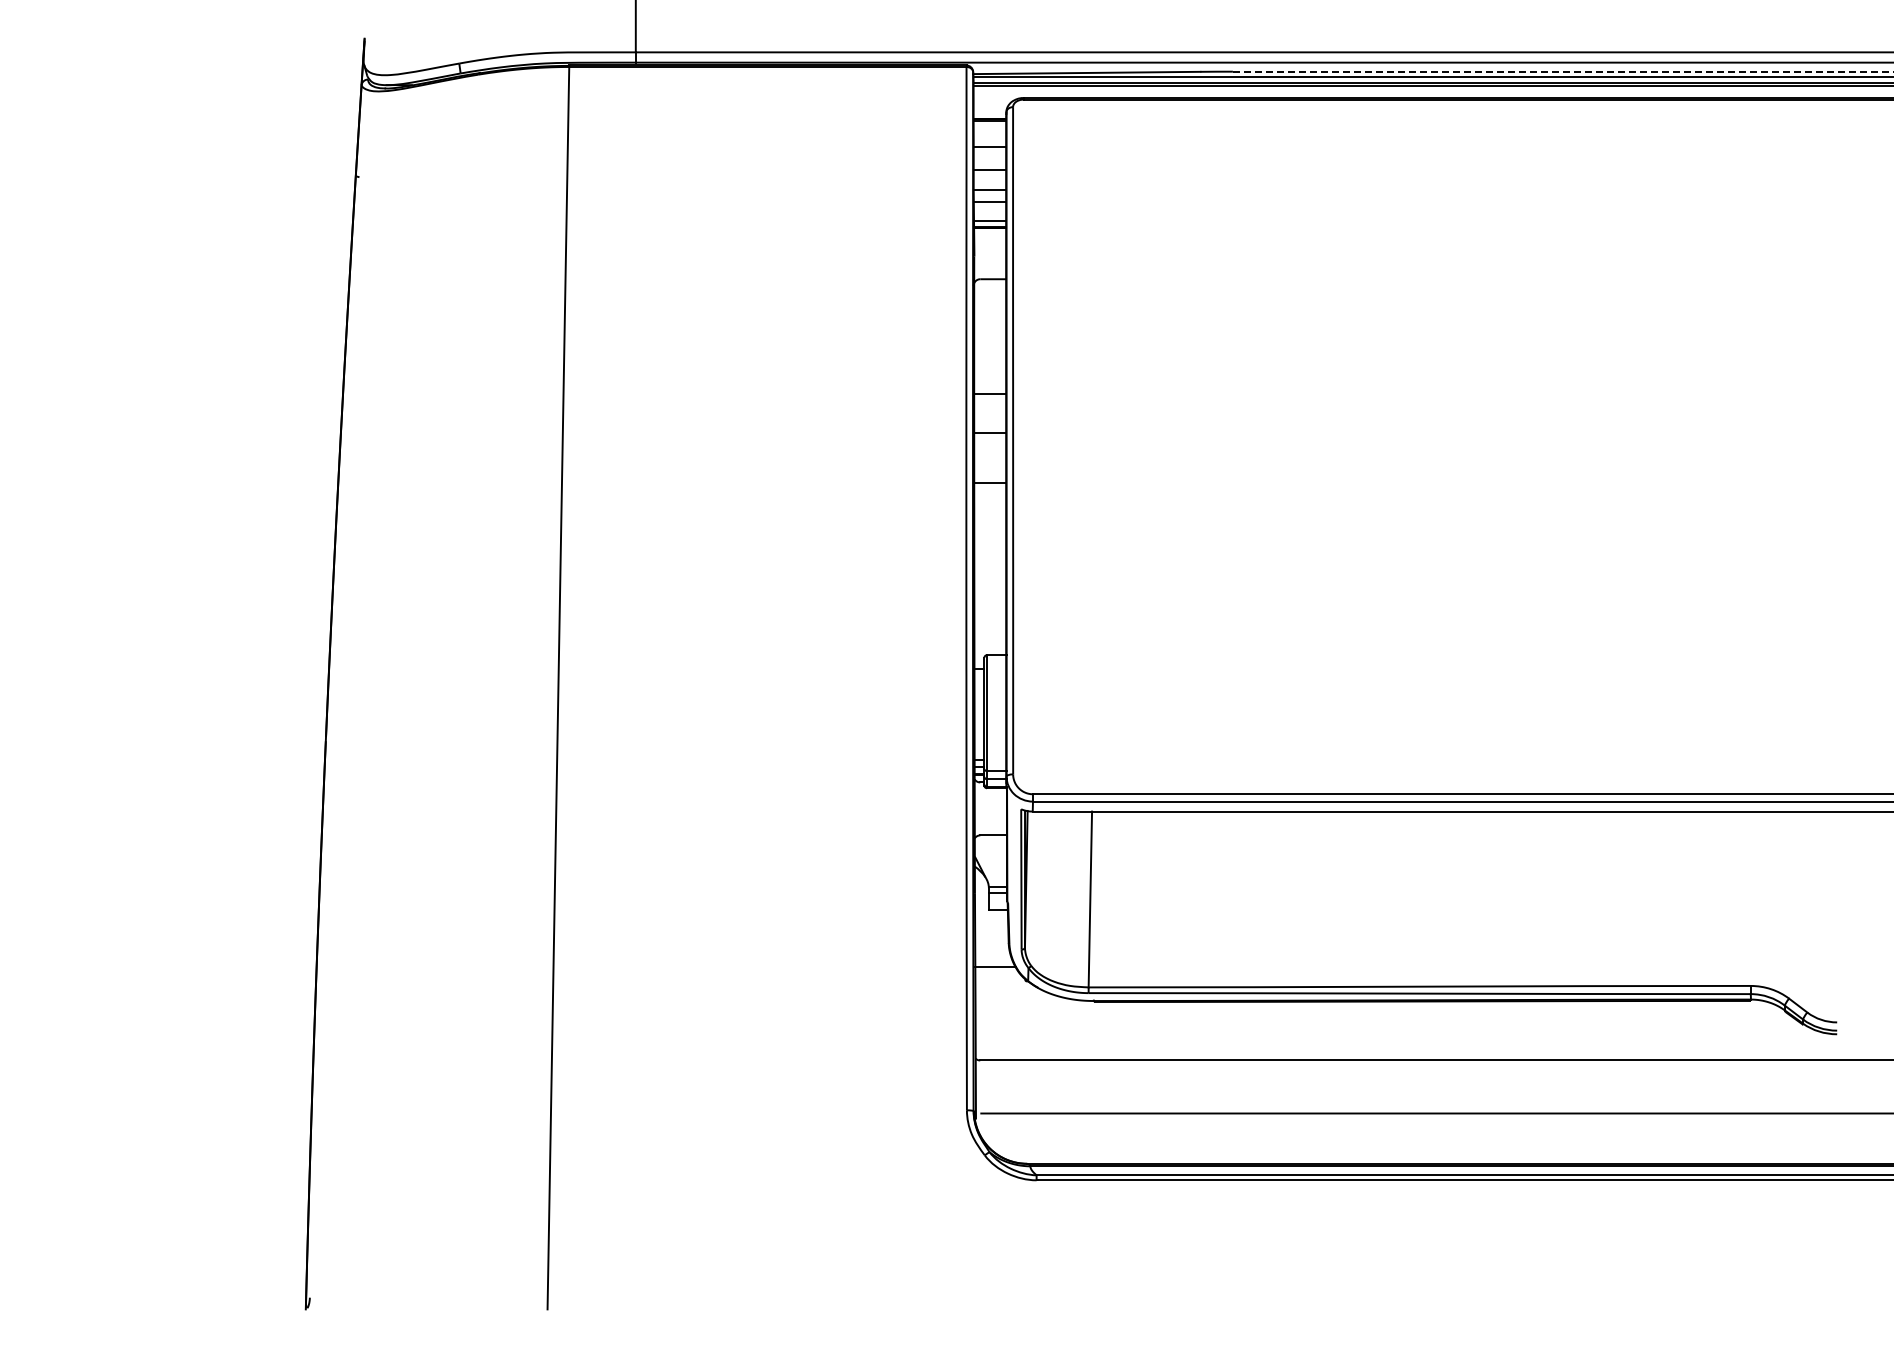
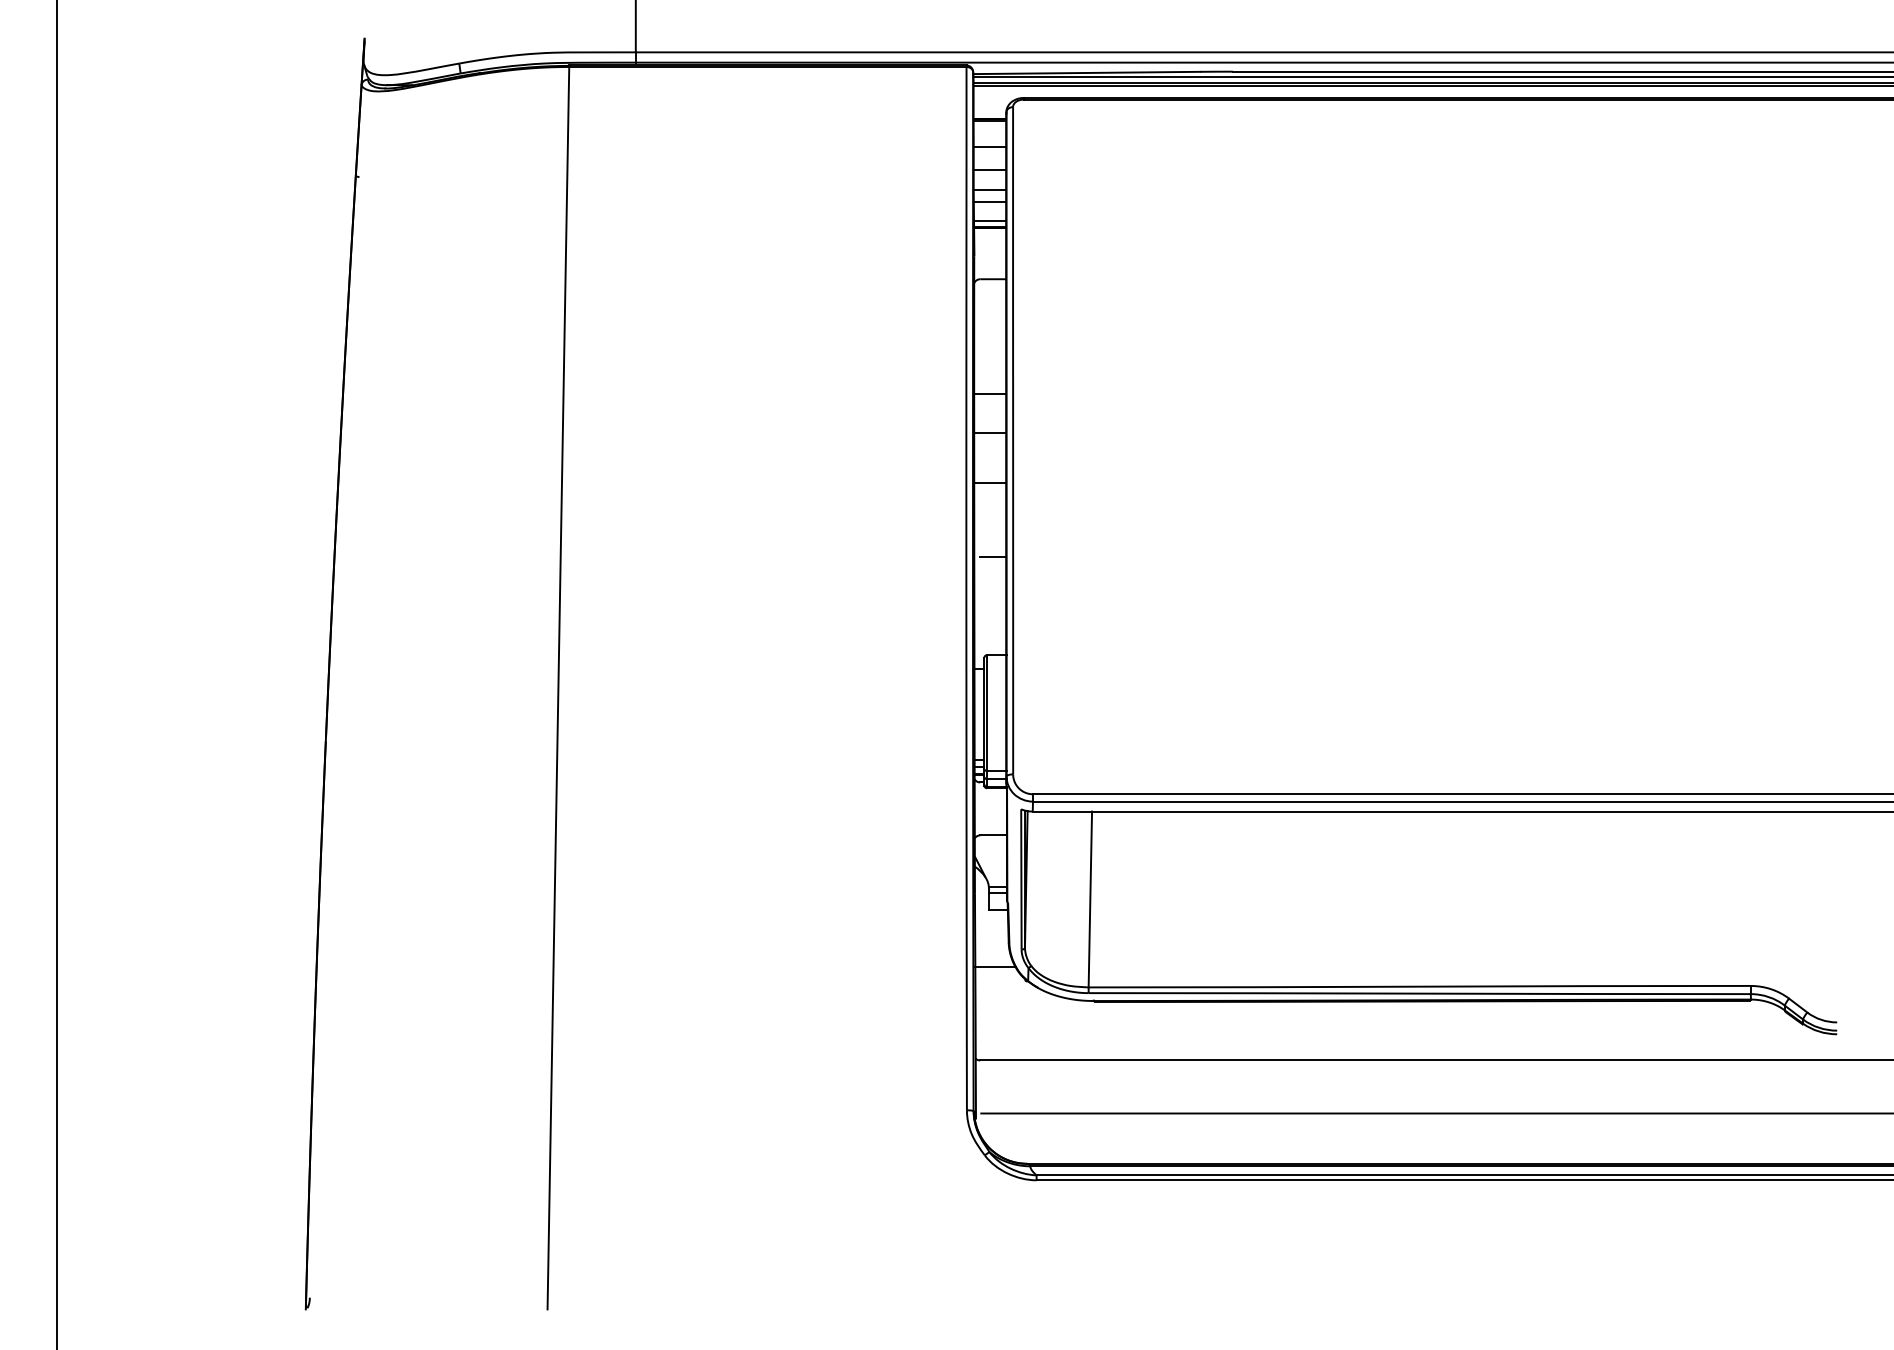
line: dashed -> solid (1562, 71)
line: none -> present (993, 557)
line: none -> present (56, 674)
